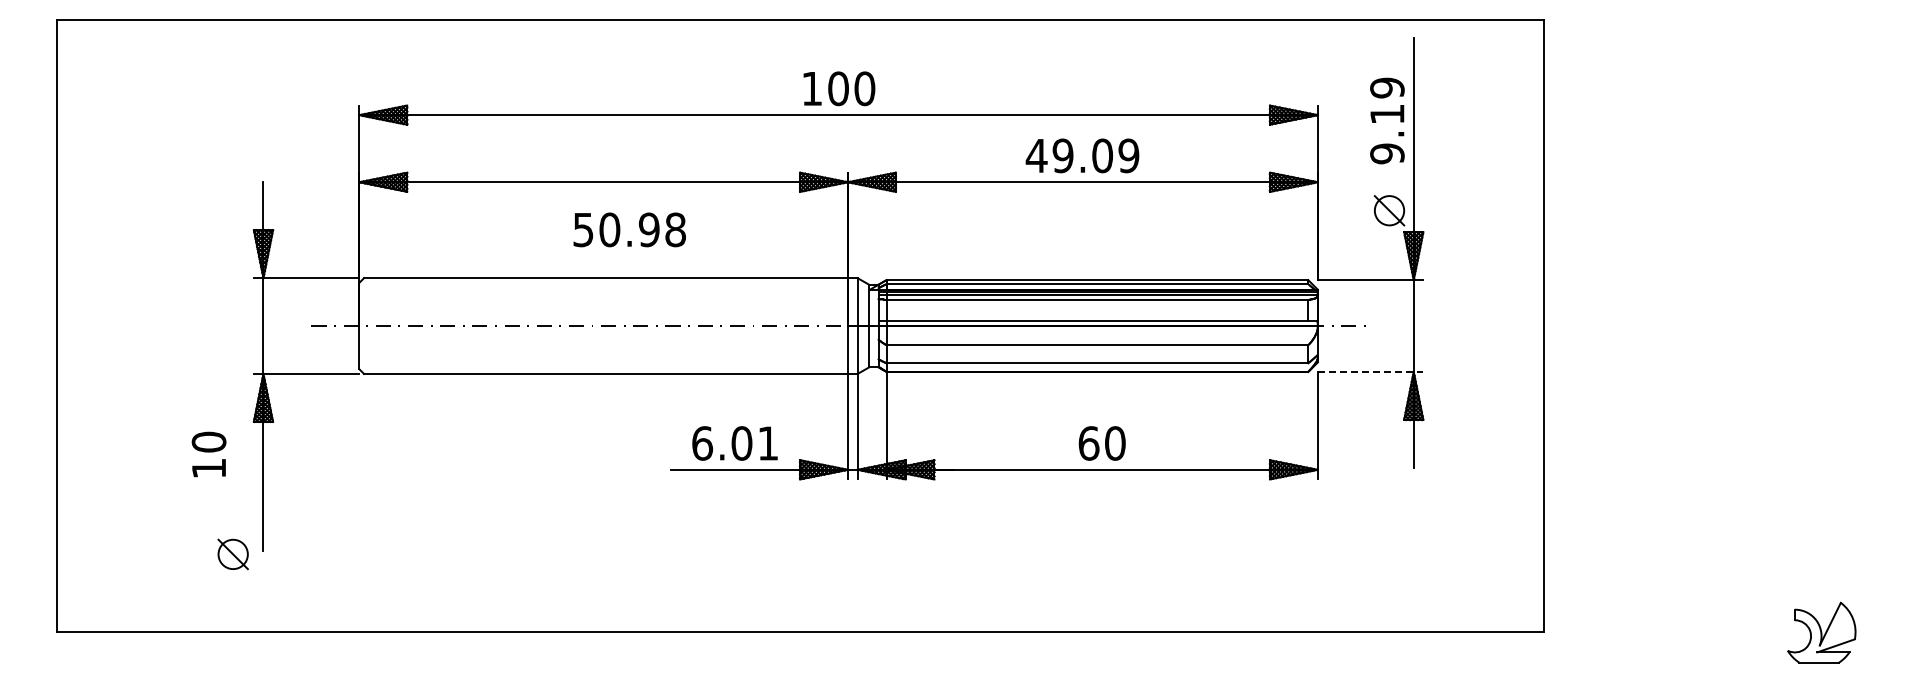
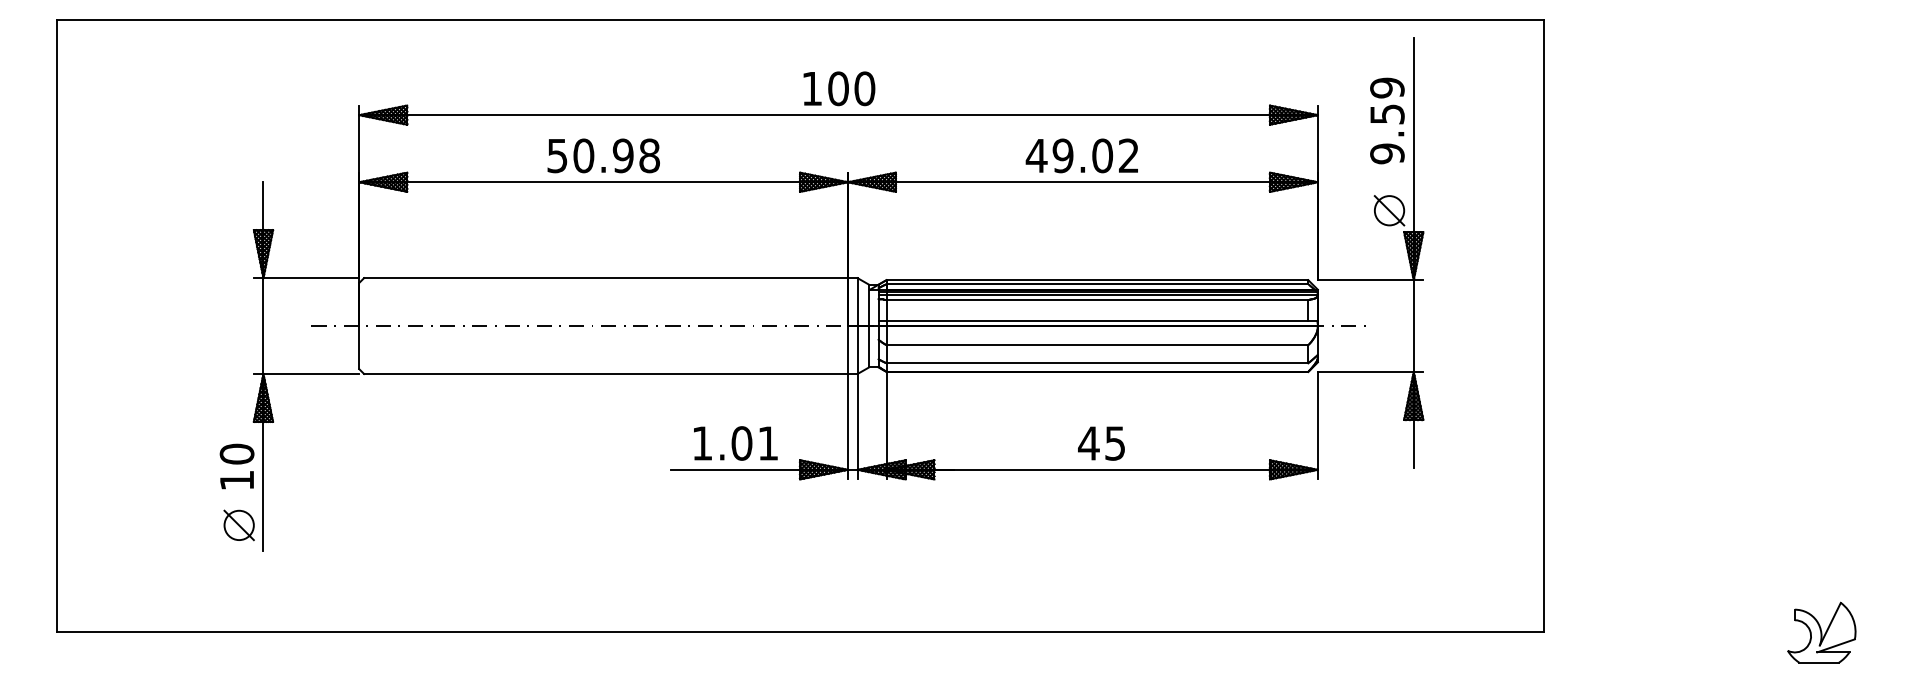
text: 9.19 -> 9.59 (1387, 114)
text: 49.09 -> 49.02 (1128, 155)
text position: (629, 229) -> (603, 155) (603, 155)
line: dashed -> solid (1370, 371)
text: 6.01 -> 1.01 (702, 443)
text: 60 -> 45 (1101, 443)
text position: (208, 454) -> (236, 466) (236, 466)
part position: (232, 554) -> (238, 525) (238, 525)
